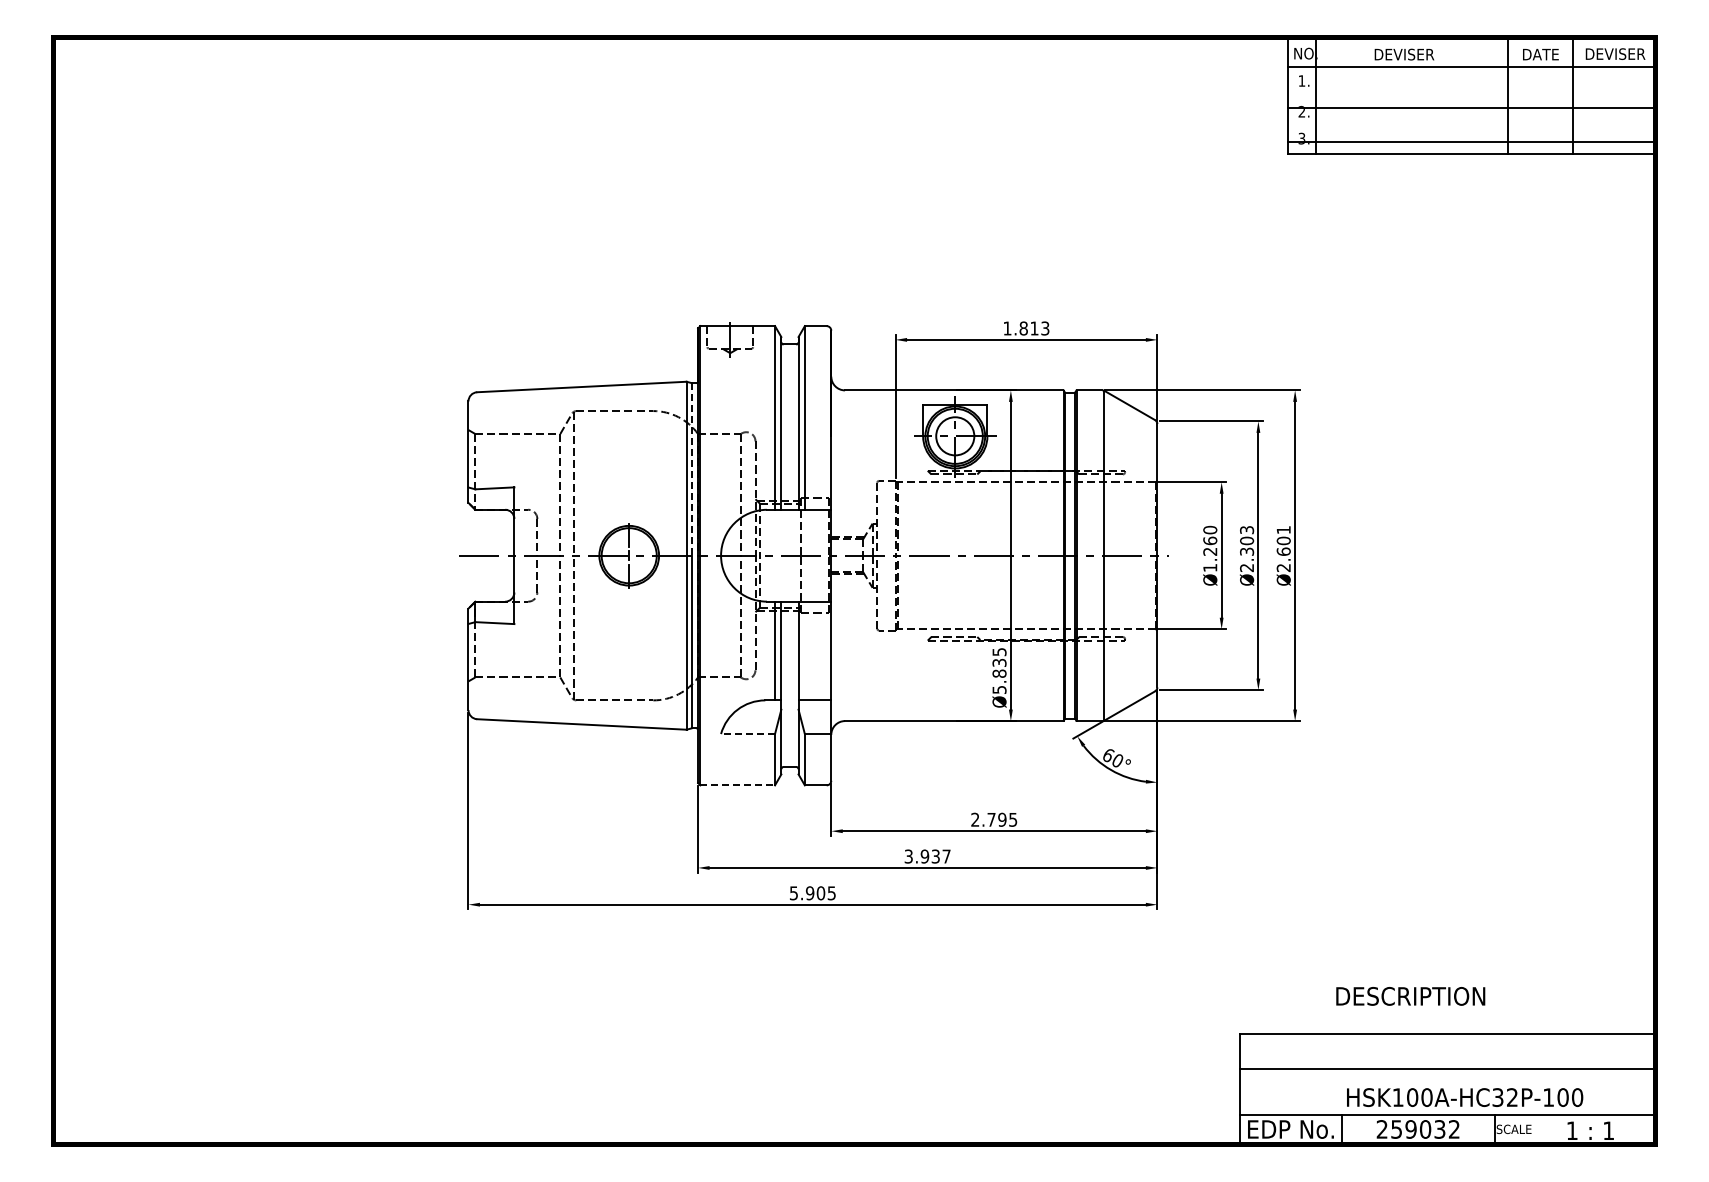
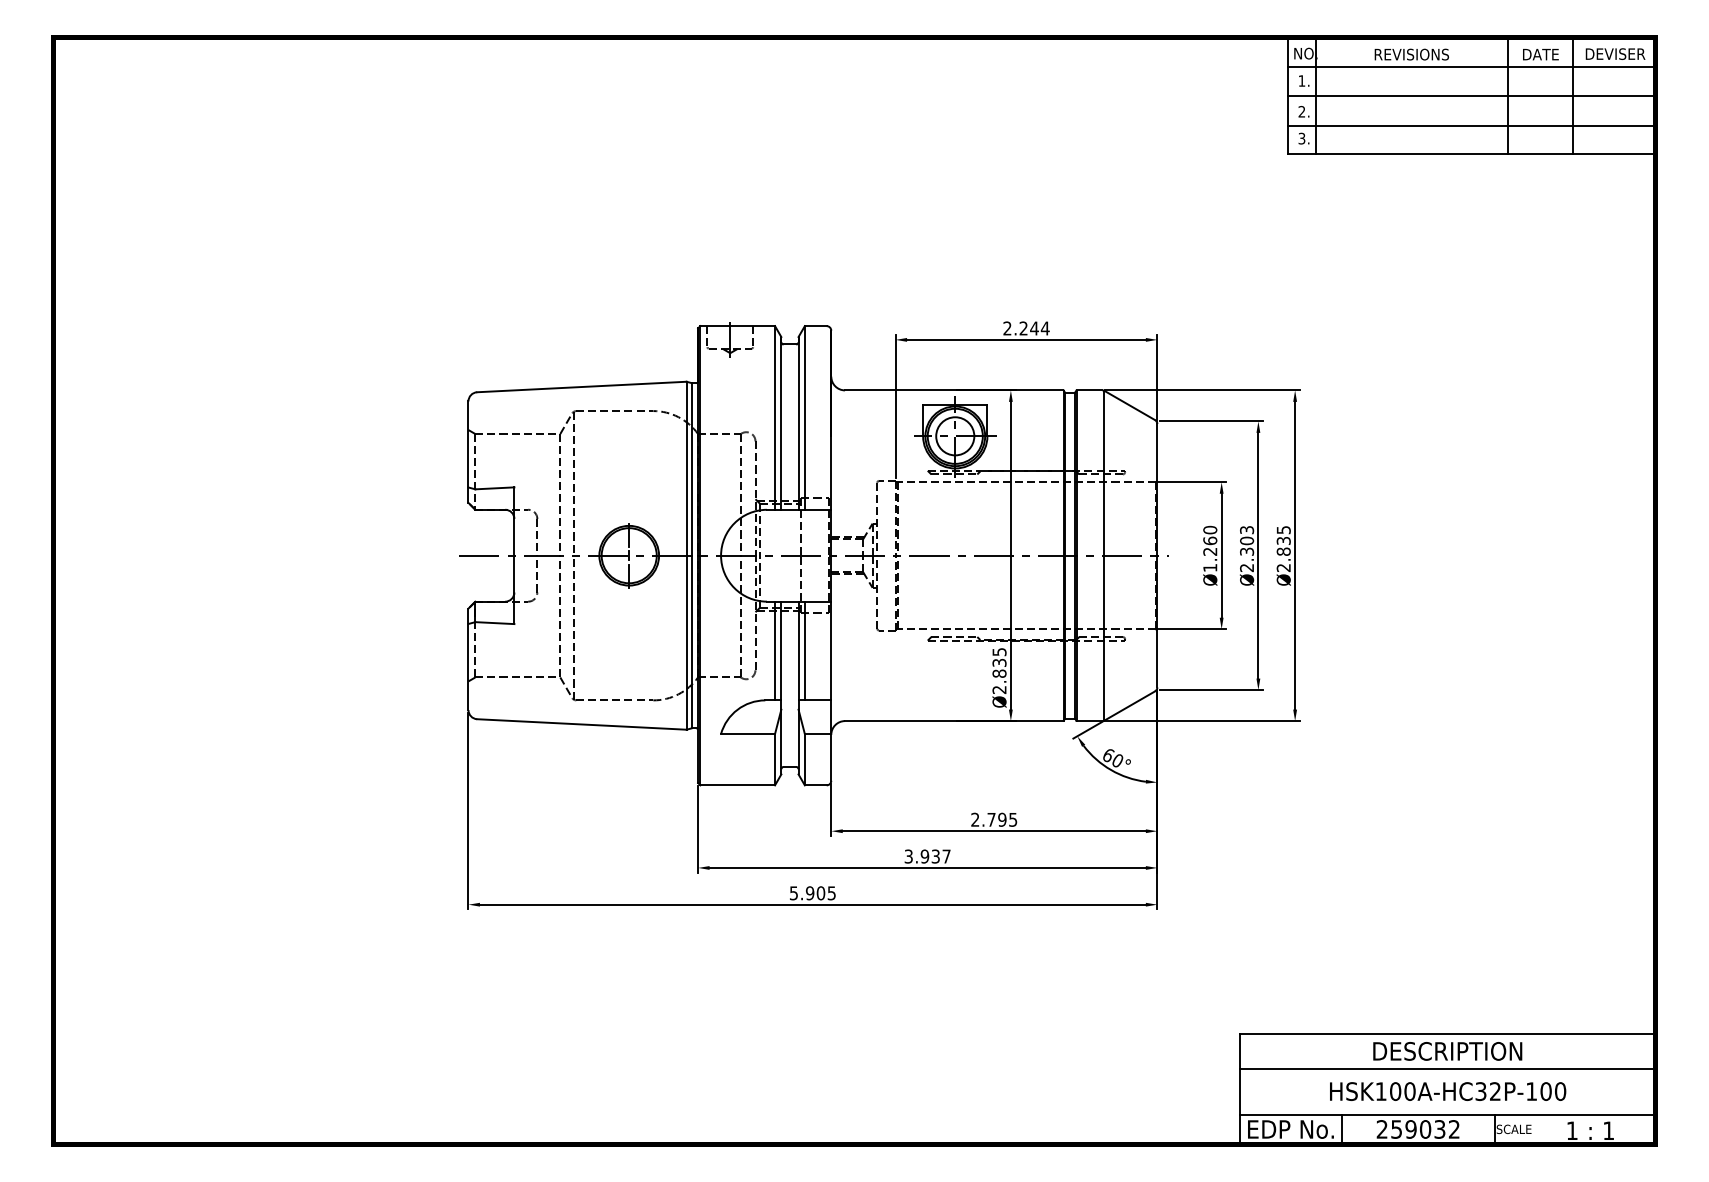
text: DEVISER -> REVISIONS (1412, 54)
line position: (1471, 108) -> (1471, 96) (1471, 96)
line position: (1471, 141) -> (1471, 125) (1471, 125)
text: 1.813 -> 2.244 (1026, 328)
line: dashed -> solid (691, 469)
text: Ø2.601 -> Ø2.835 (1283, 540)
line: none -> present (804, 650)
text: Ø5.835 -> Ø2.835 (999, 689)
line: dashed -> solid (748, 734)
line: dashed -> solid (738, 785)
text position: (1410, 996) -> (1447, 1051) (1447, 1051)
text position: (1465, 1097) -> (1448, 1091) (1448, 1091)
